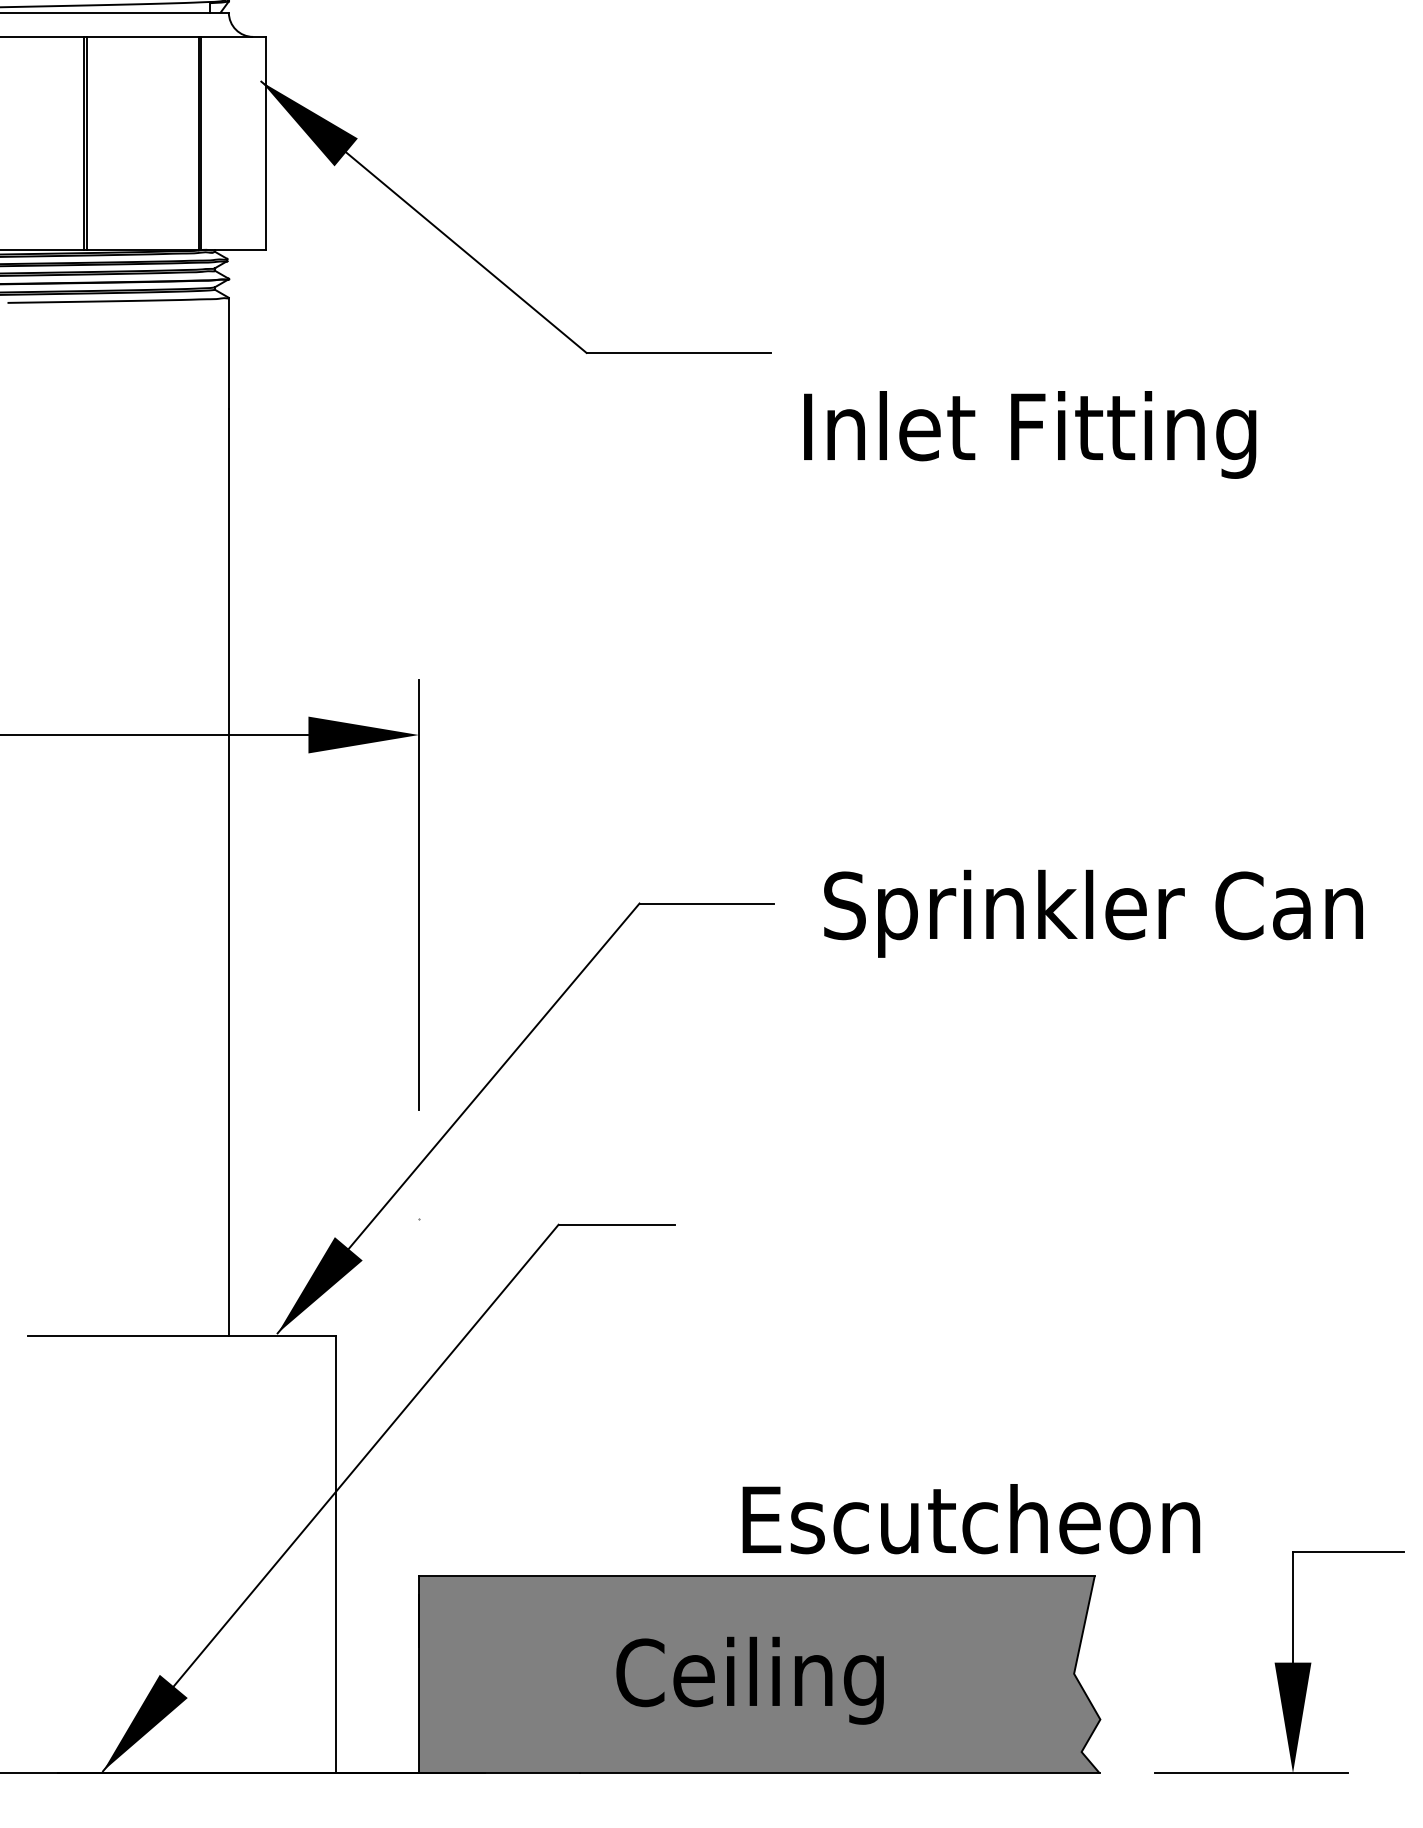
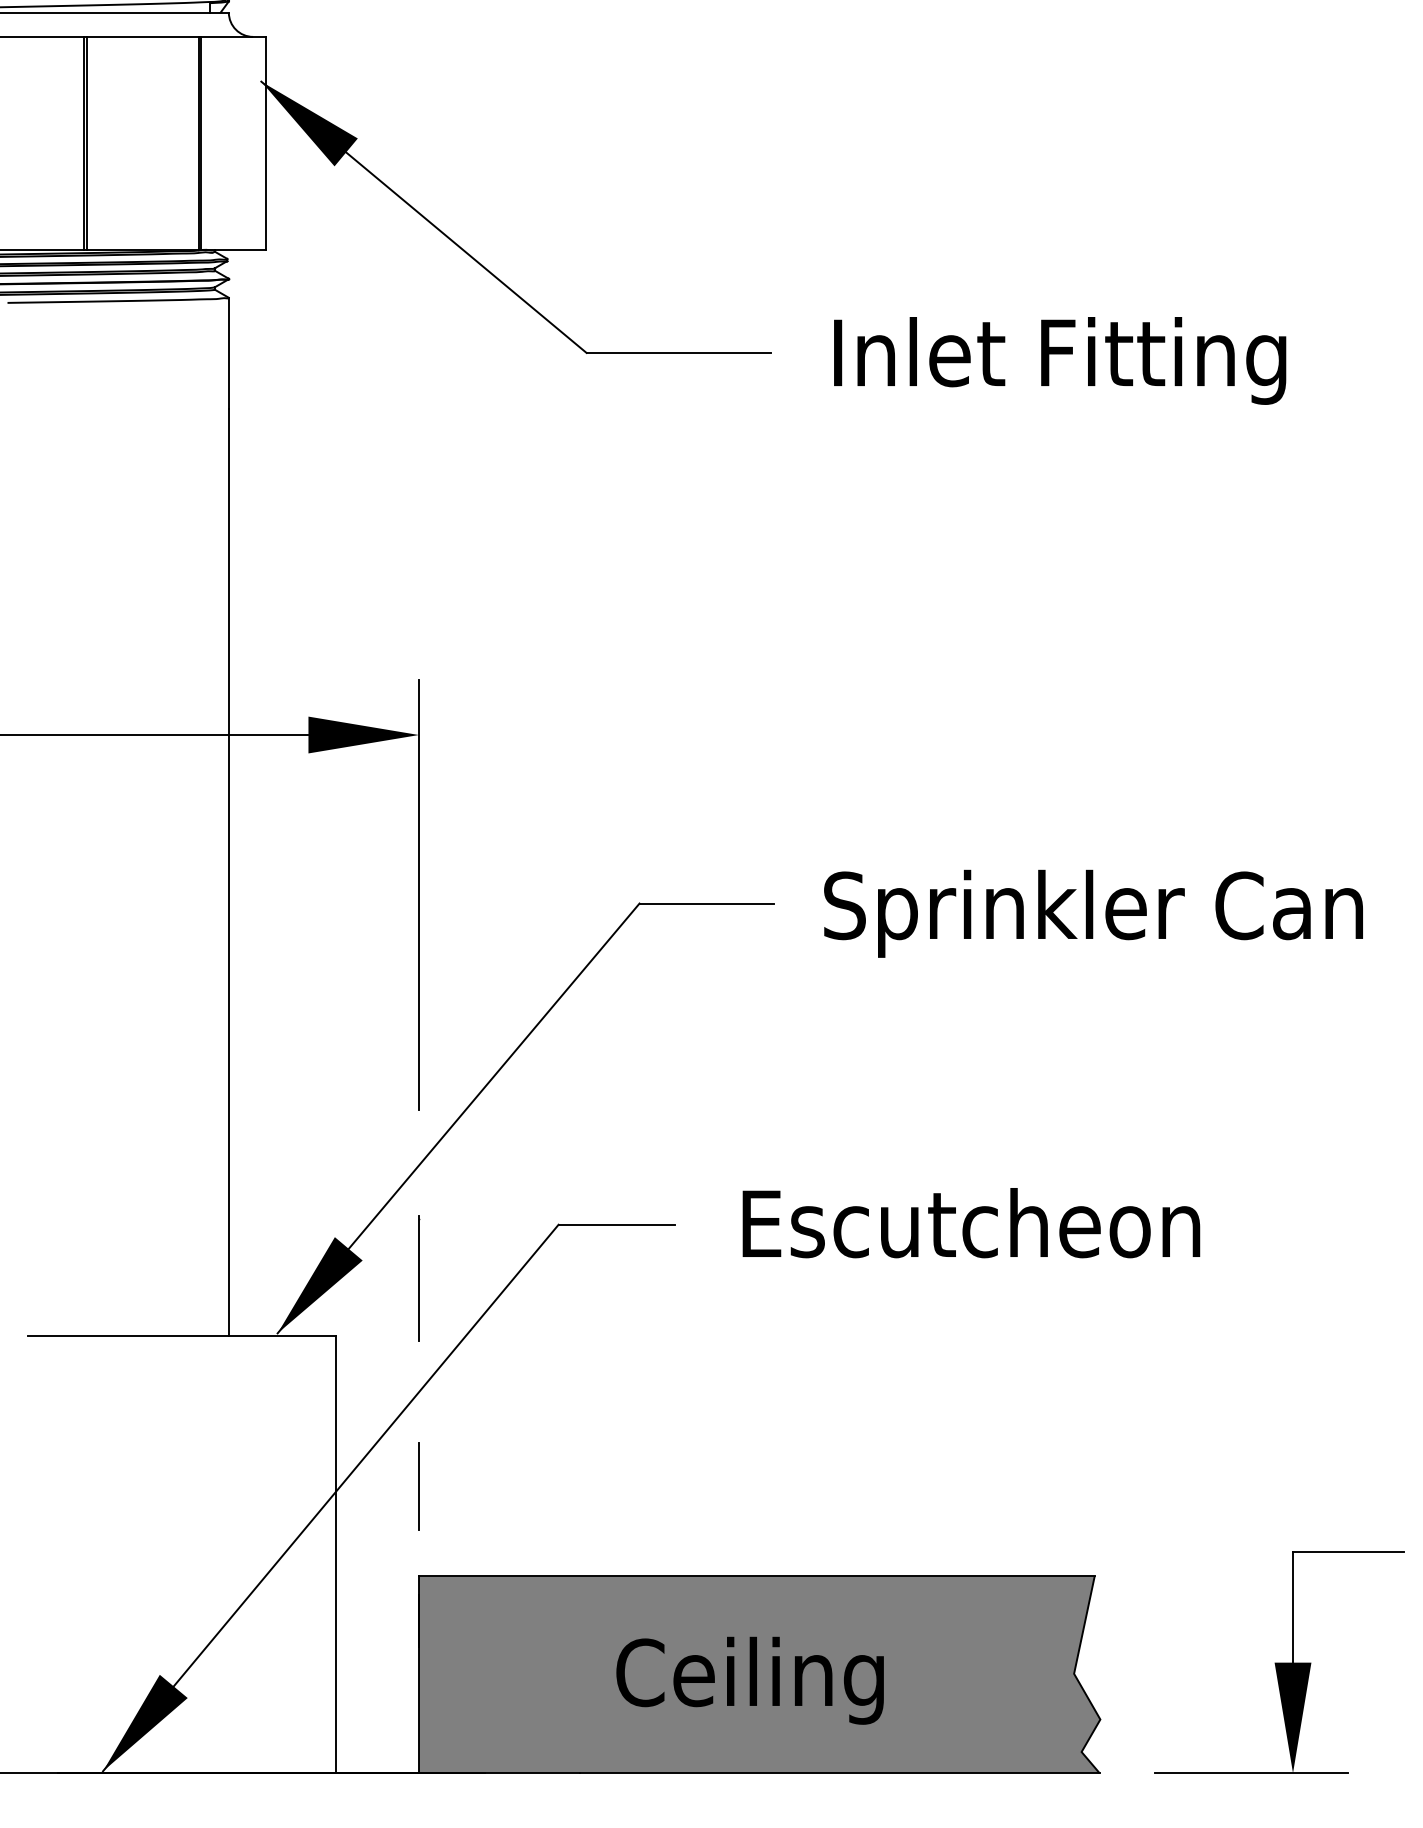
text position: (1030, 434) -> (1060, 360) (1060, 360)
line: none -> present (418, 1278)
line: none -> present (418, 1486)
text position: (971, 1519) -> (971, 1223) (971, 1223)
